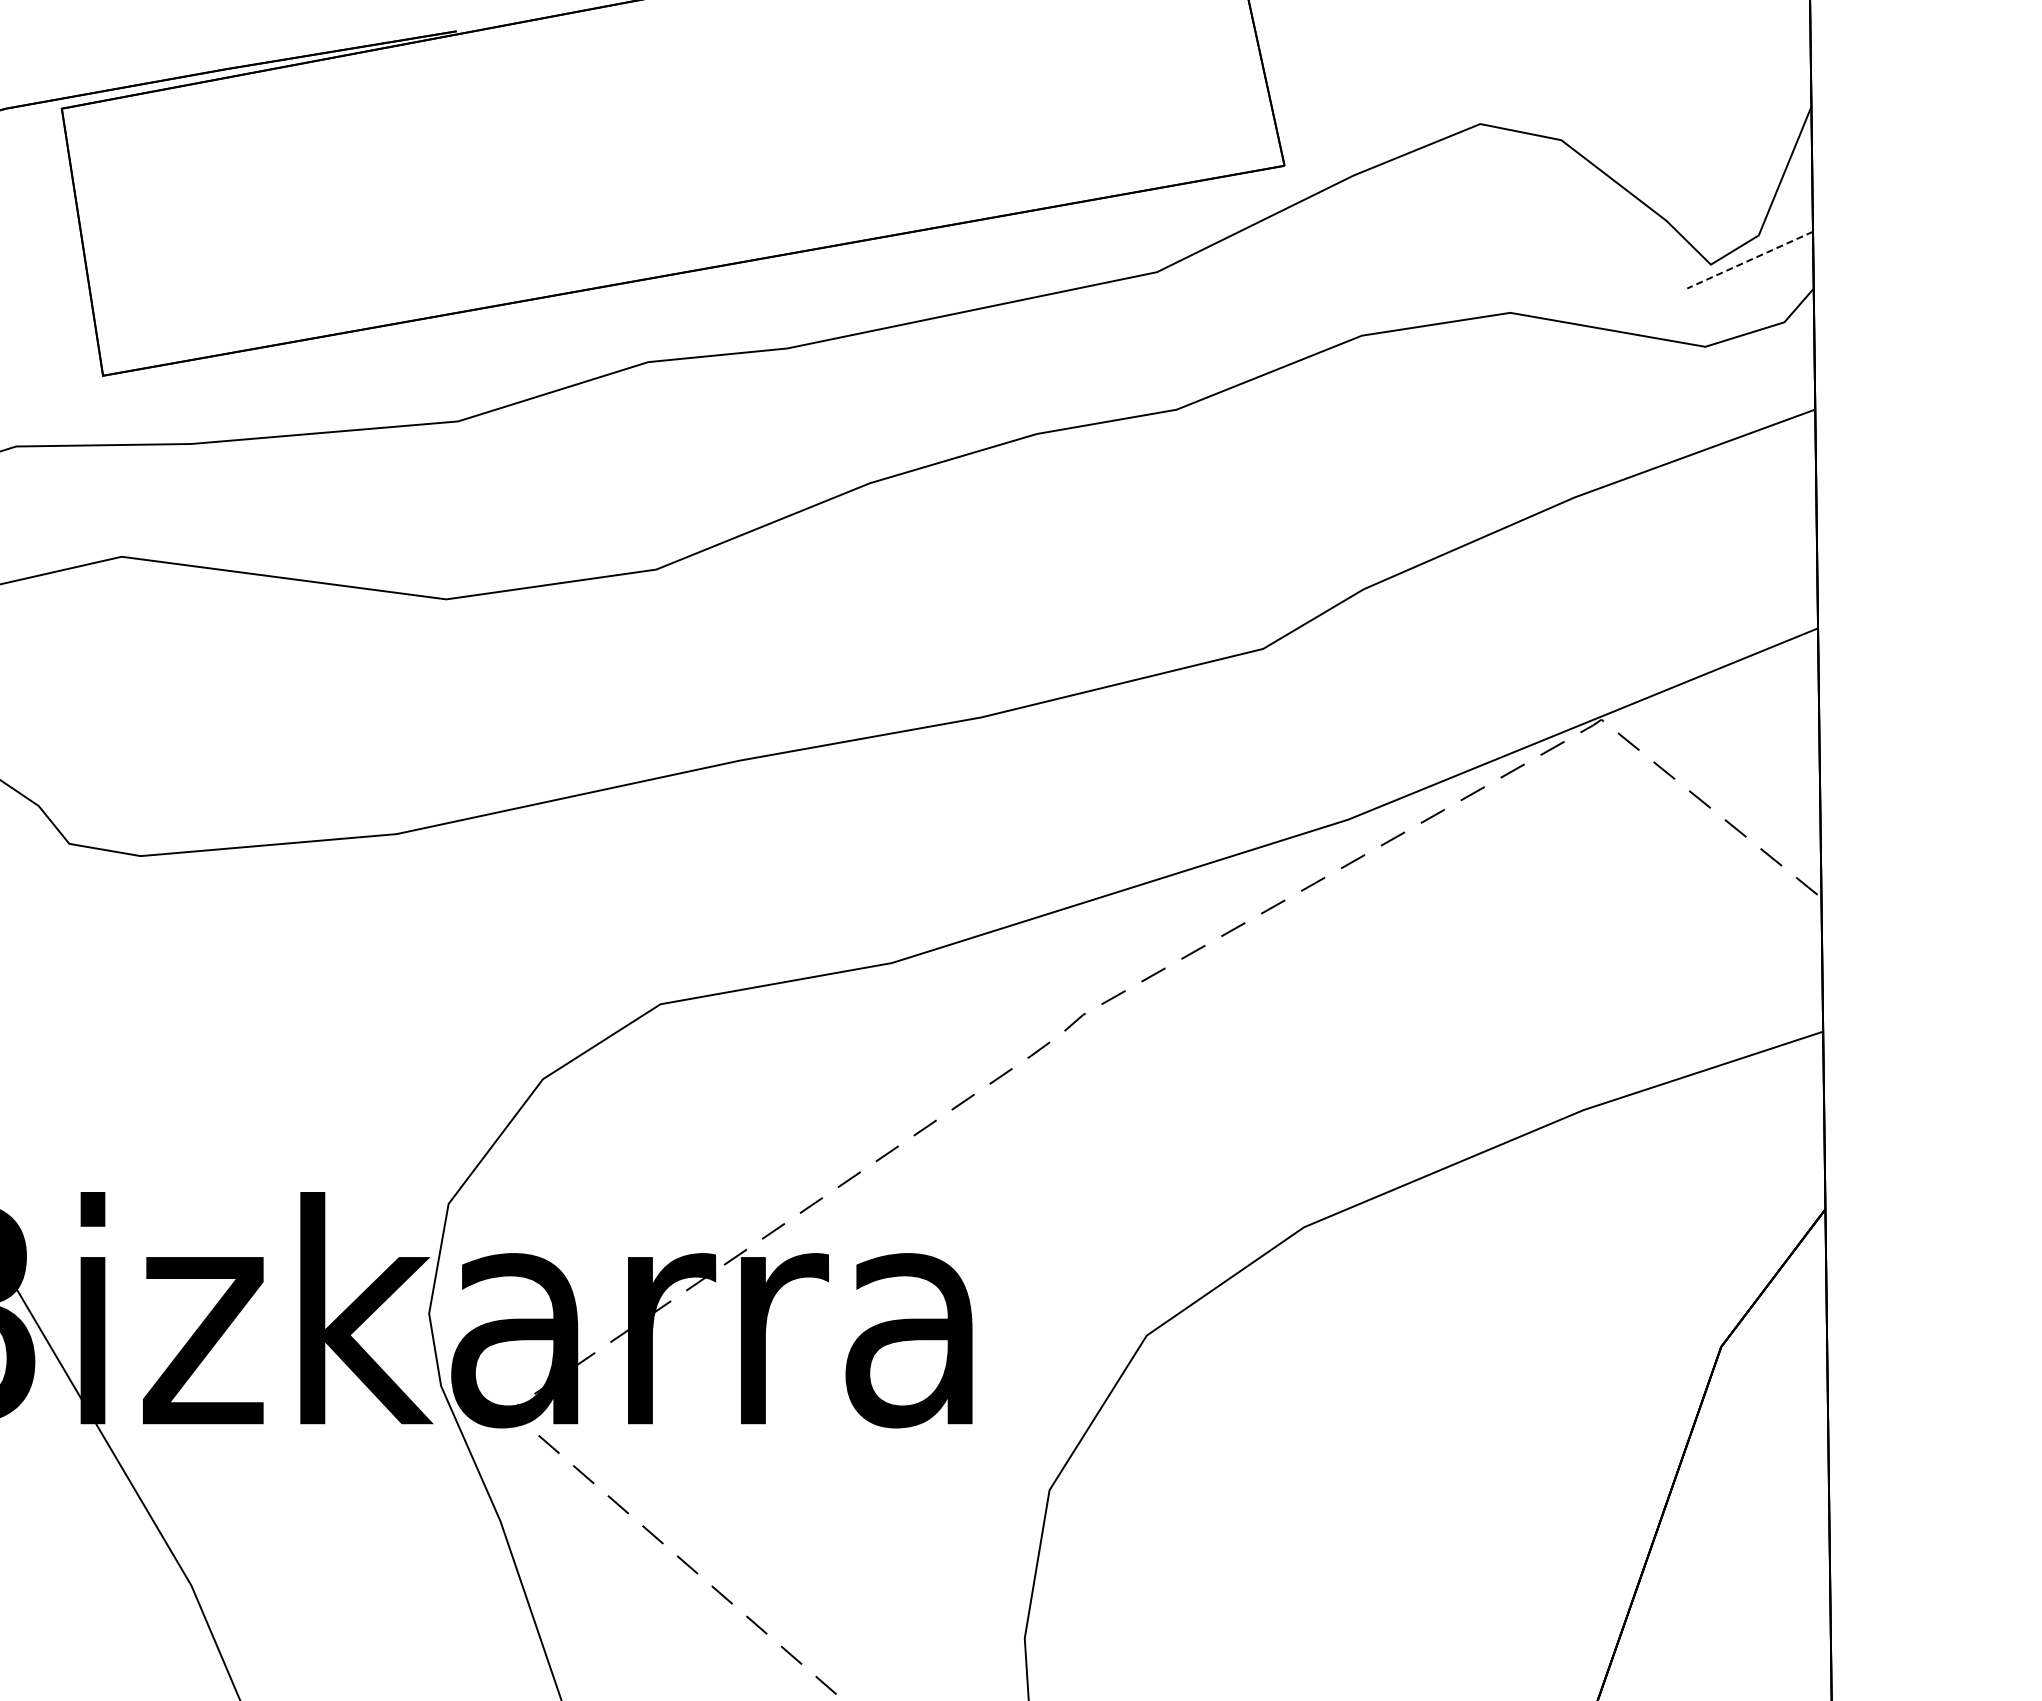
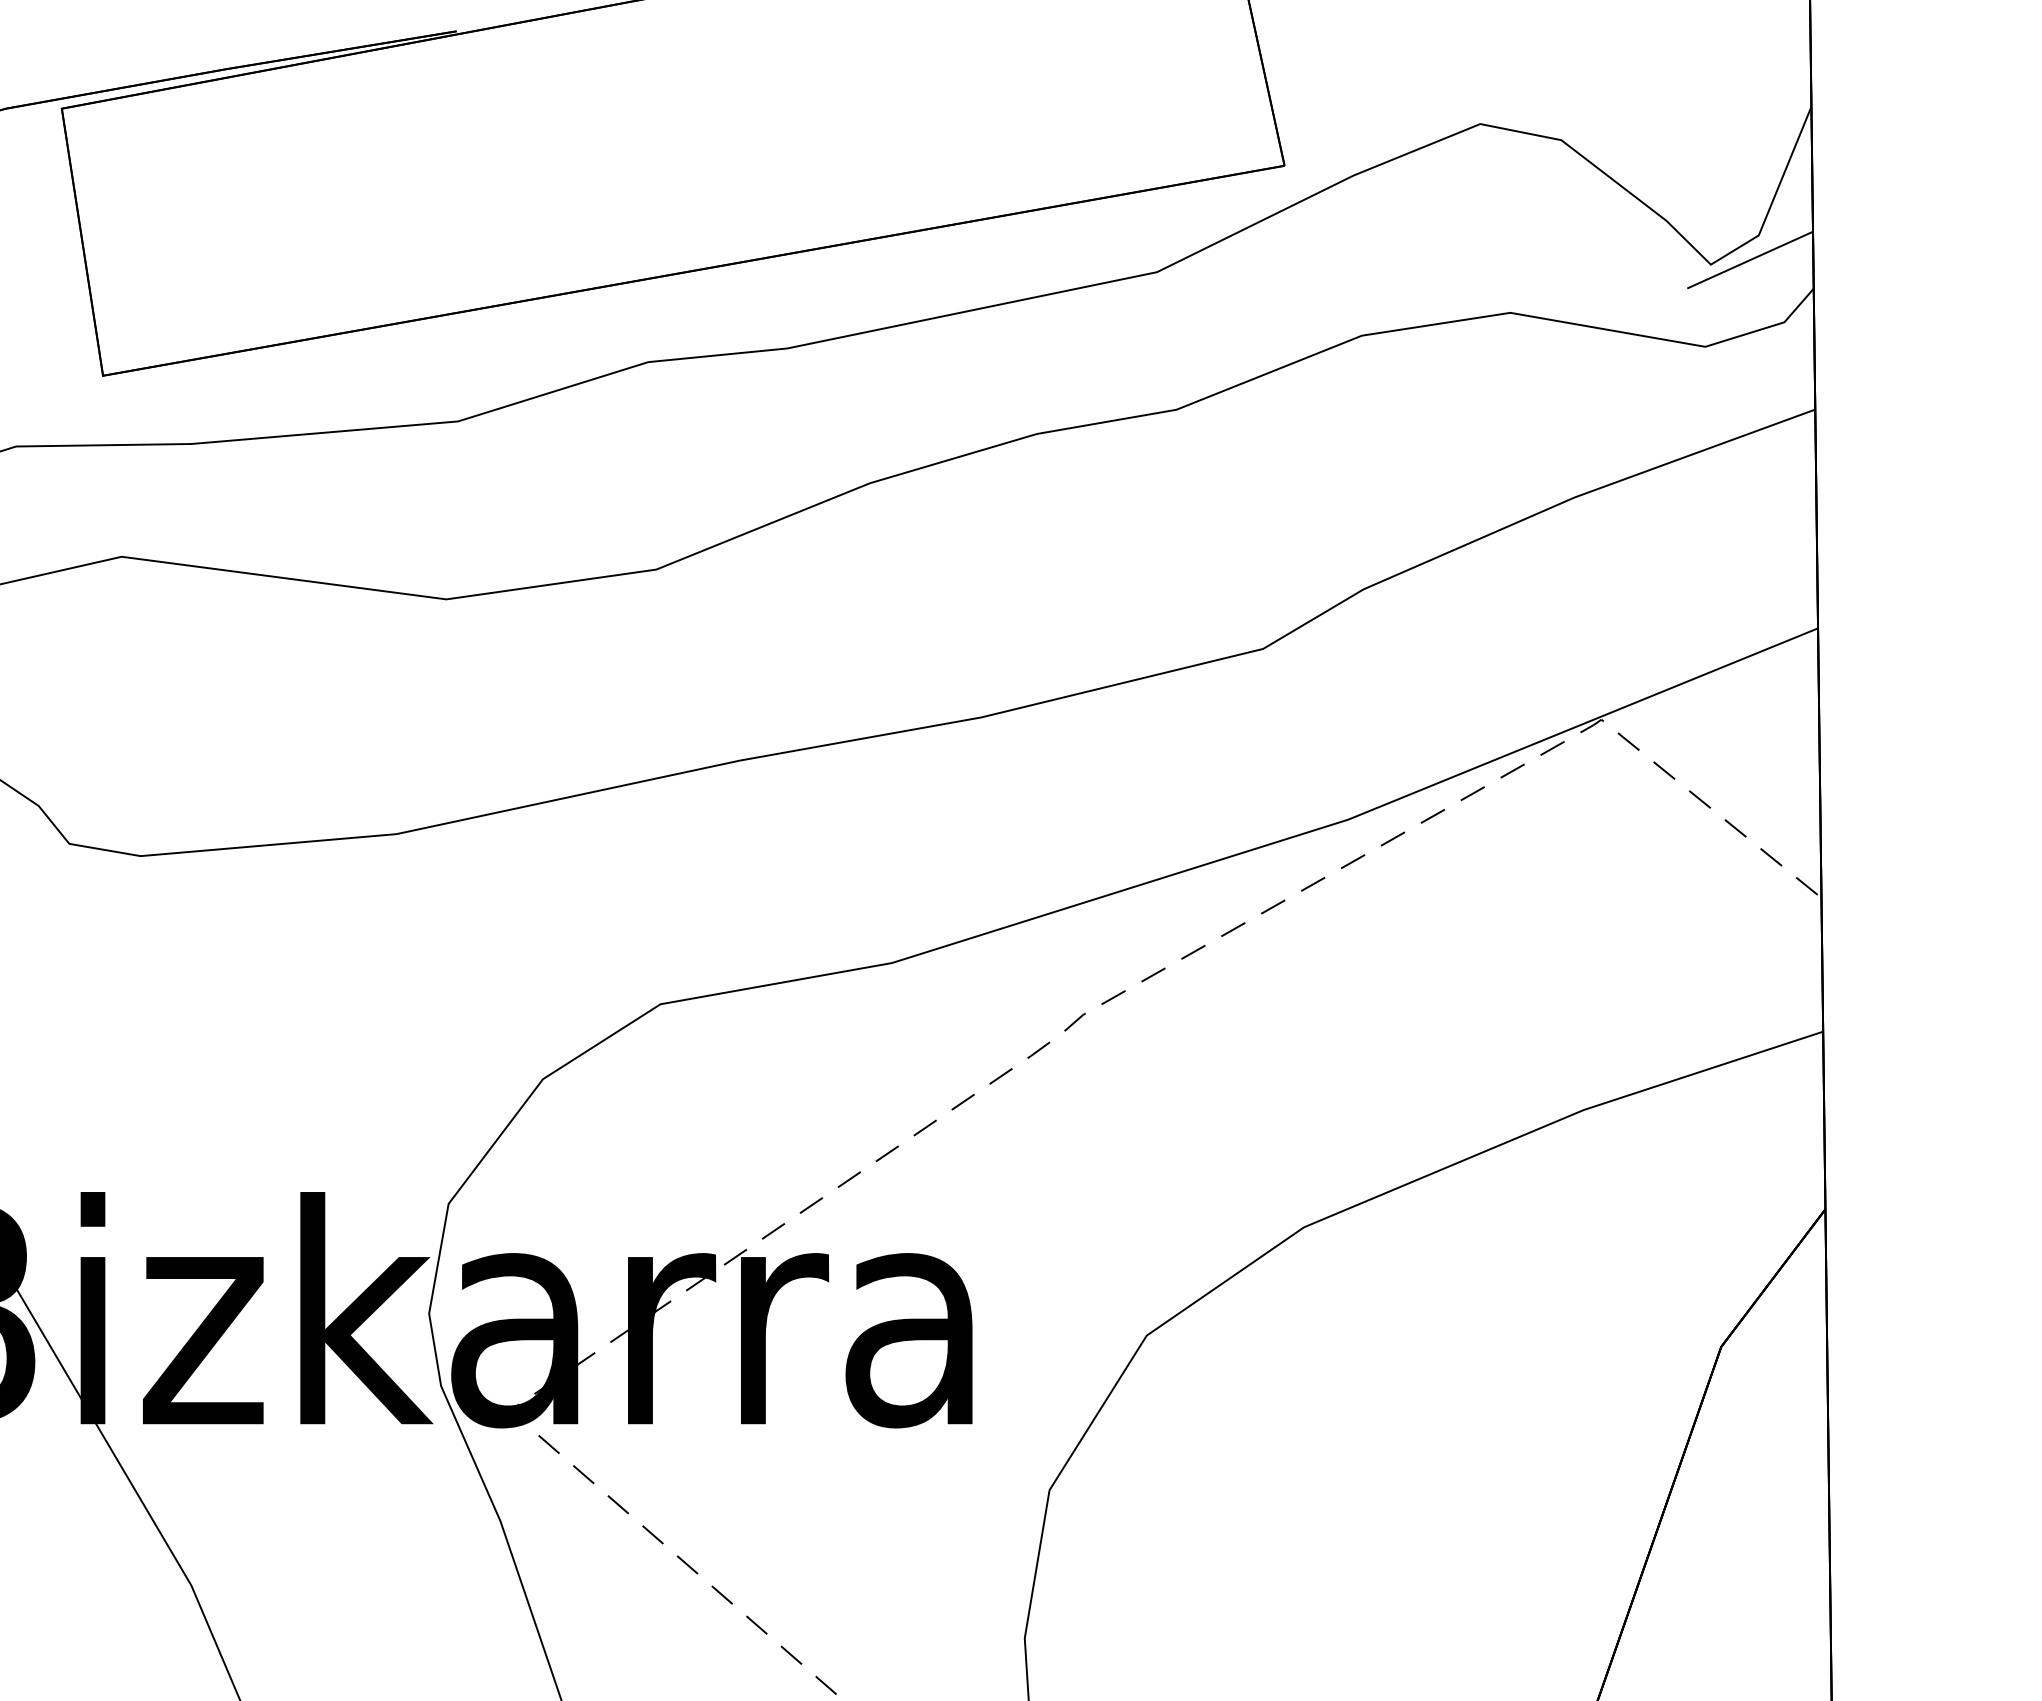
line: dashed -> solid (1750, 259)
